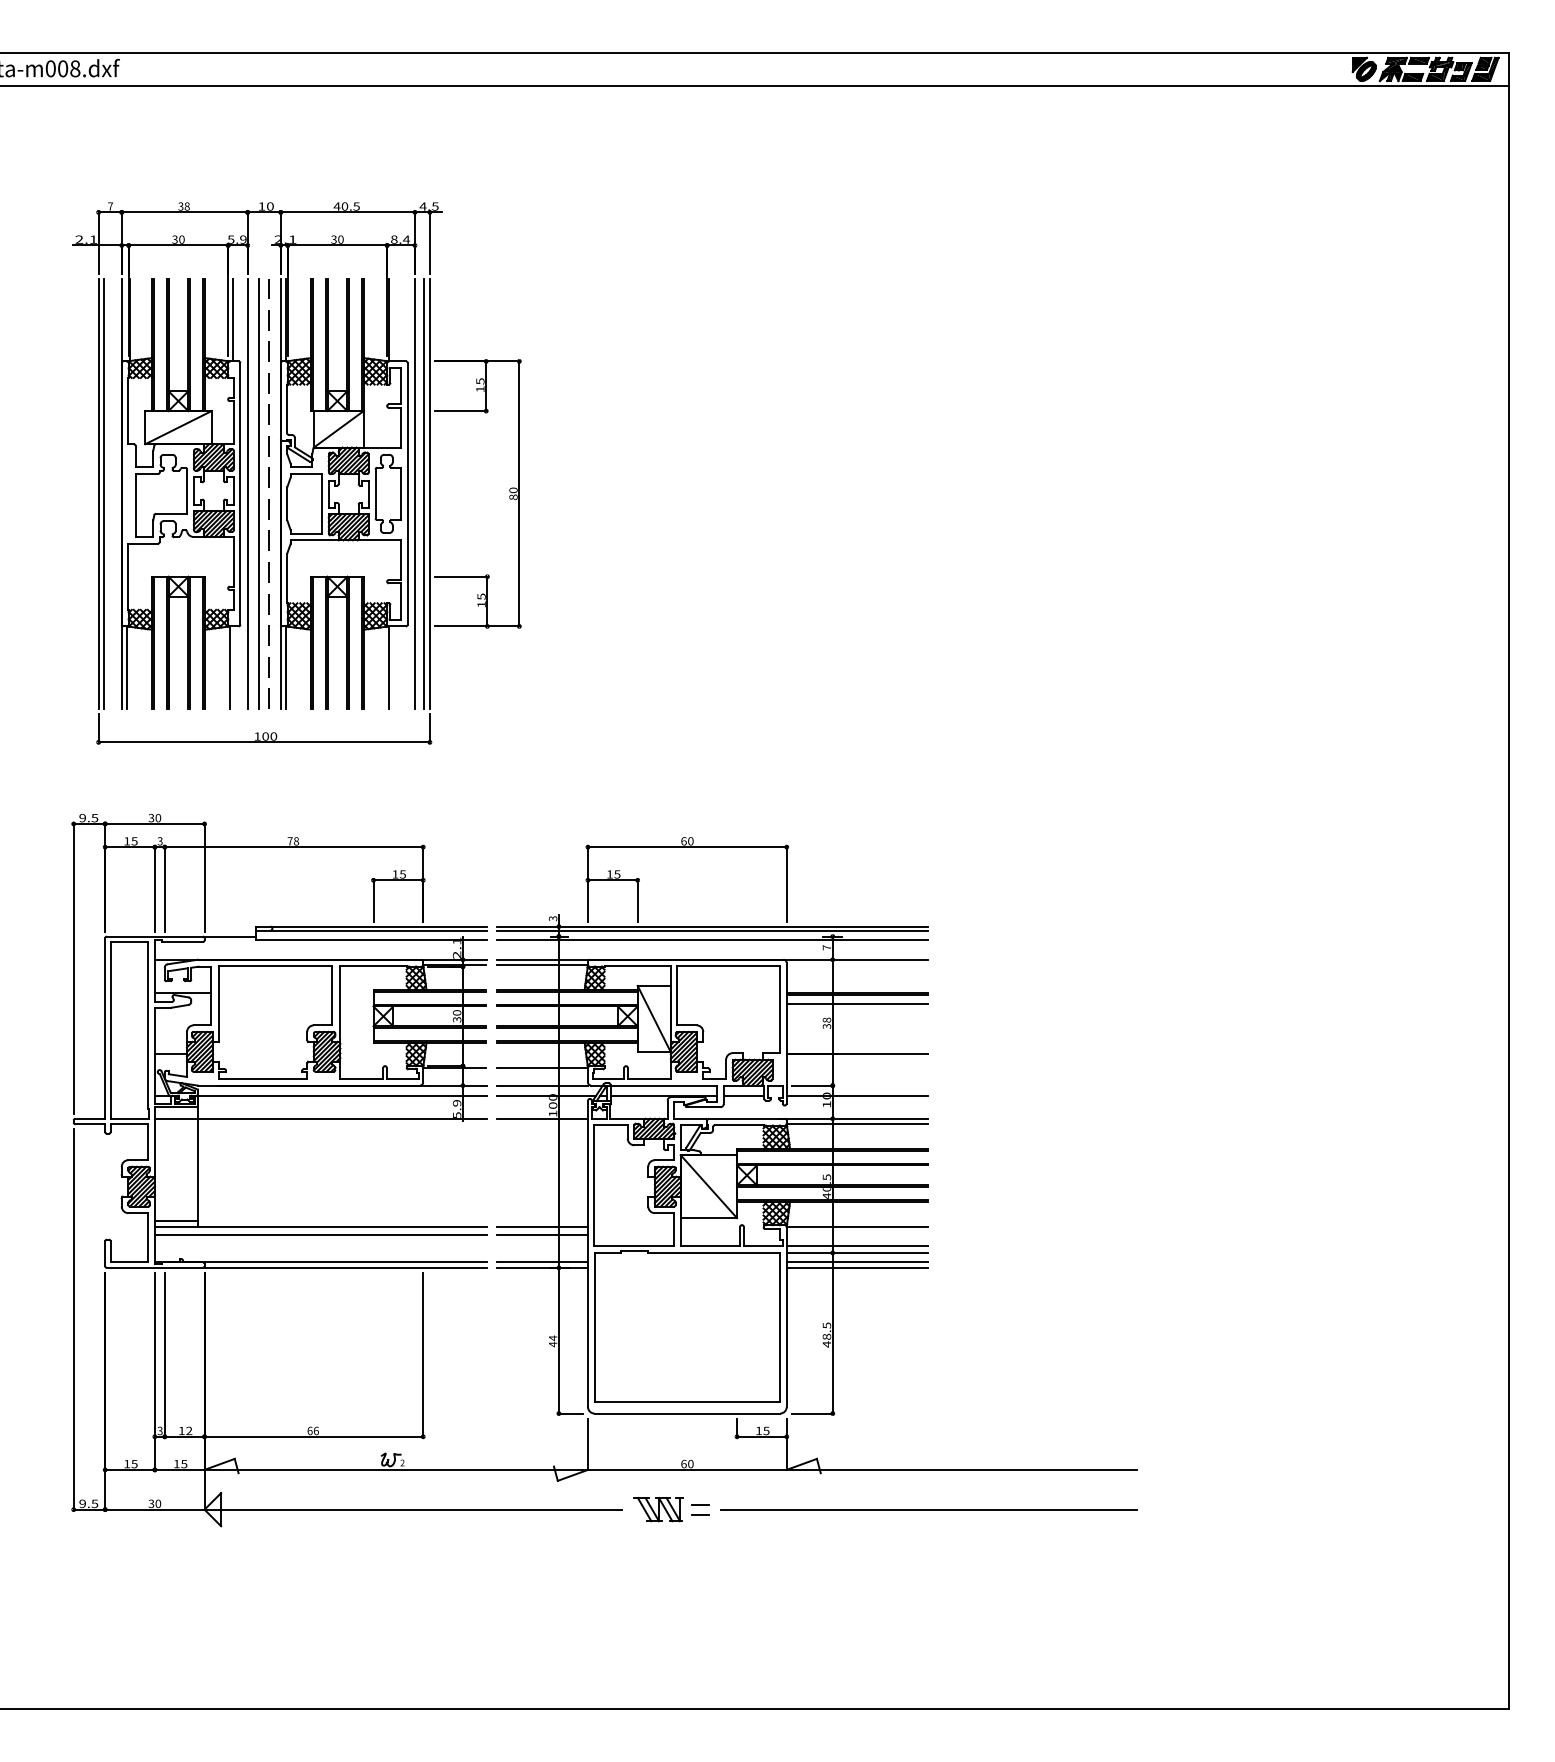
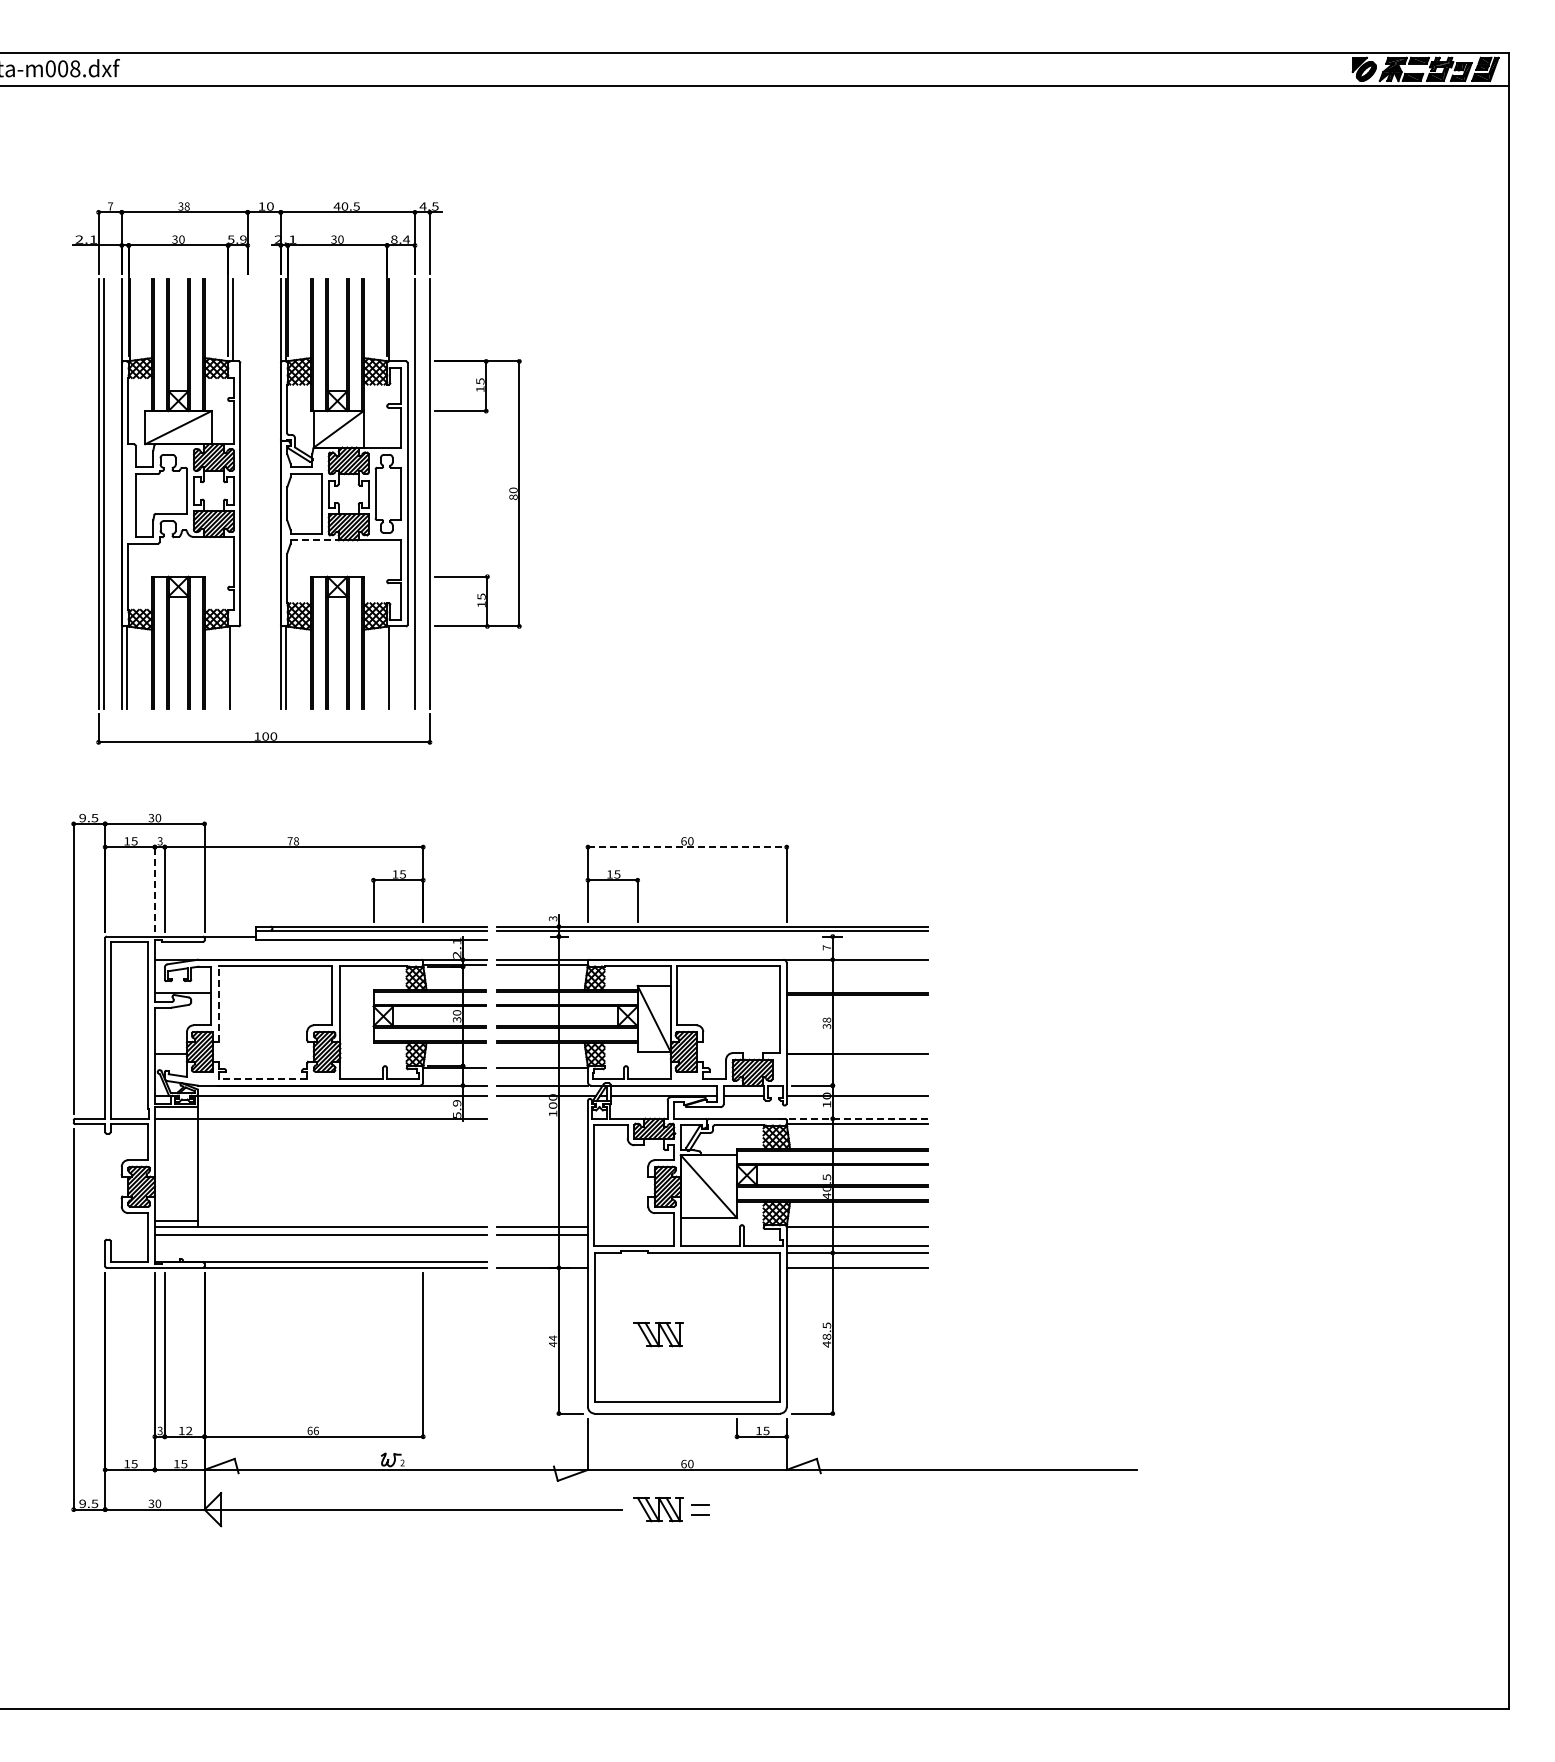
line: present -> none (268, 487)
line: present -> none (247, 493)
line: present -> none (259, 493)
line: present -> none (424, 493)
line: solid -> dashed (315, 540)
line: solid -> dashed (687, 847)
line: solid -> dashed (154, 888)
line: present -> none (712, 940)
line: solid -> dashed (219, 1004)
line: present -> none (857, 1004)
line: solid -> dashed (263, 1079)
line: present -> none (542, 1118)
line: solid -> dashed (853, 1118)
line: present -> none (542, 1261)
line: present -> none (857, 1261)
part: none -> present (658, 1334)
line: present -> none (928, 1509)
